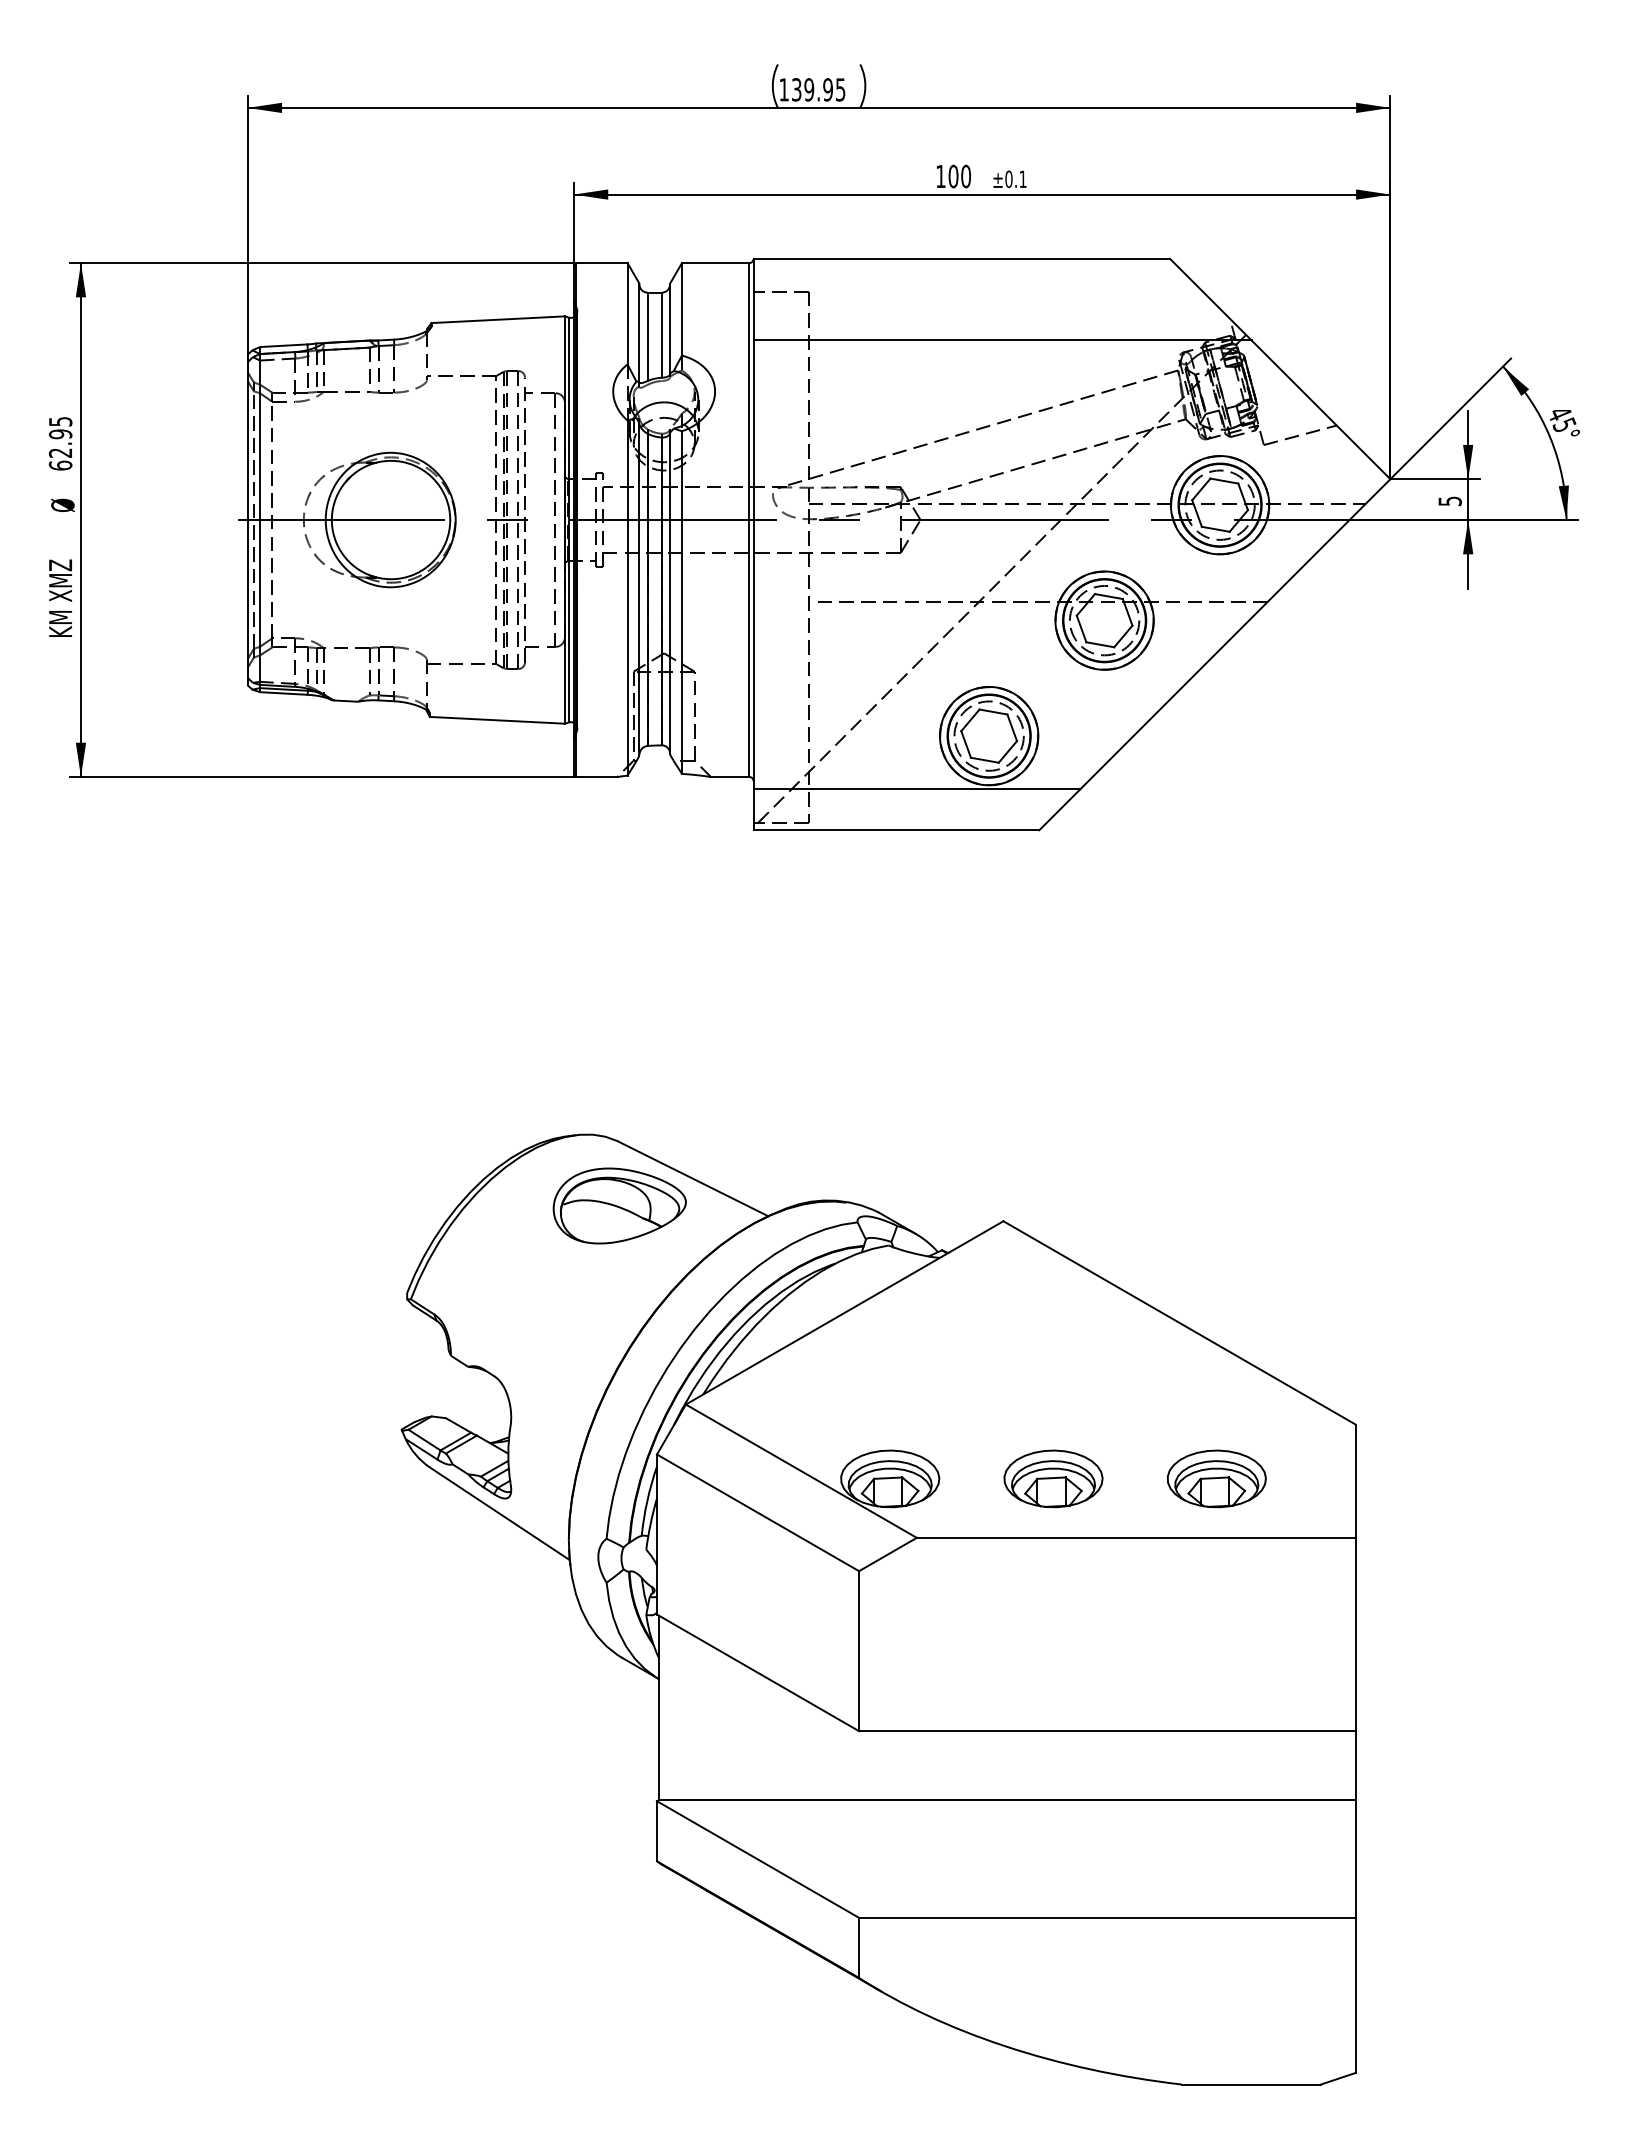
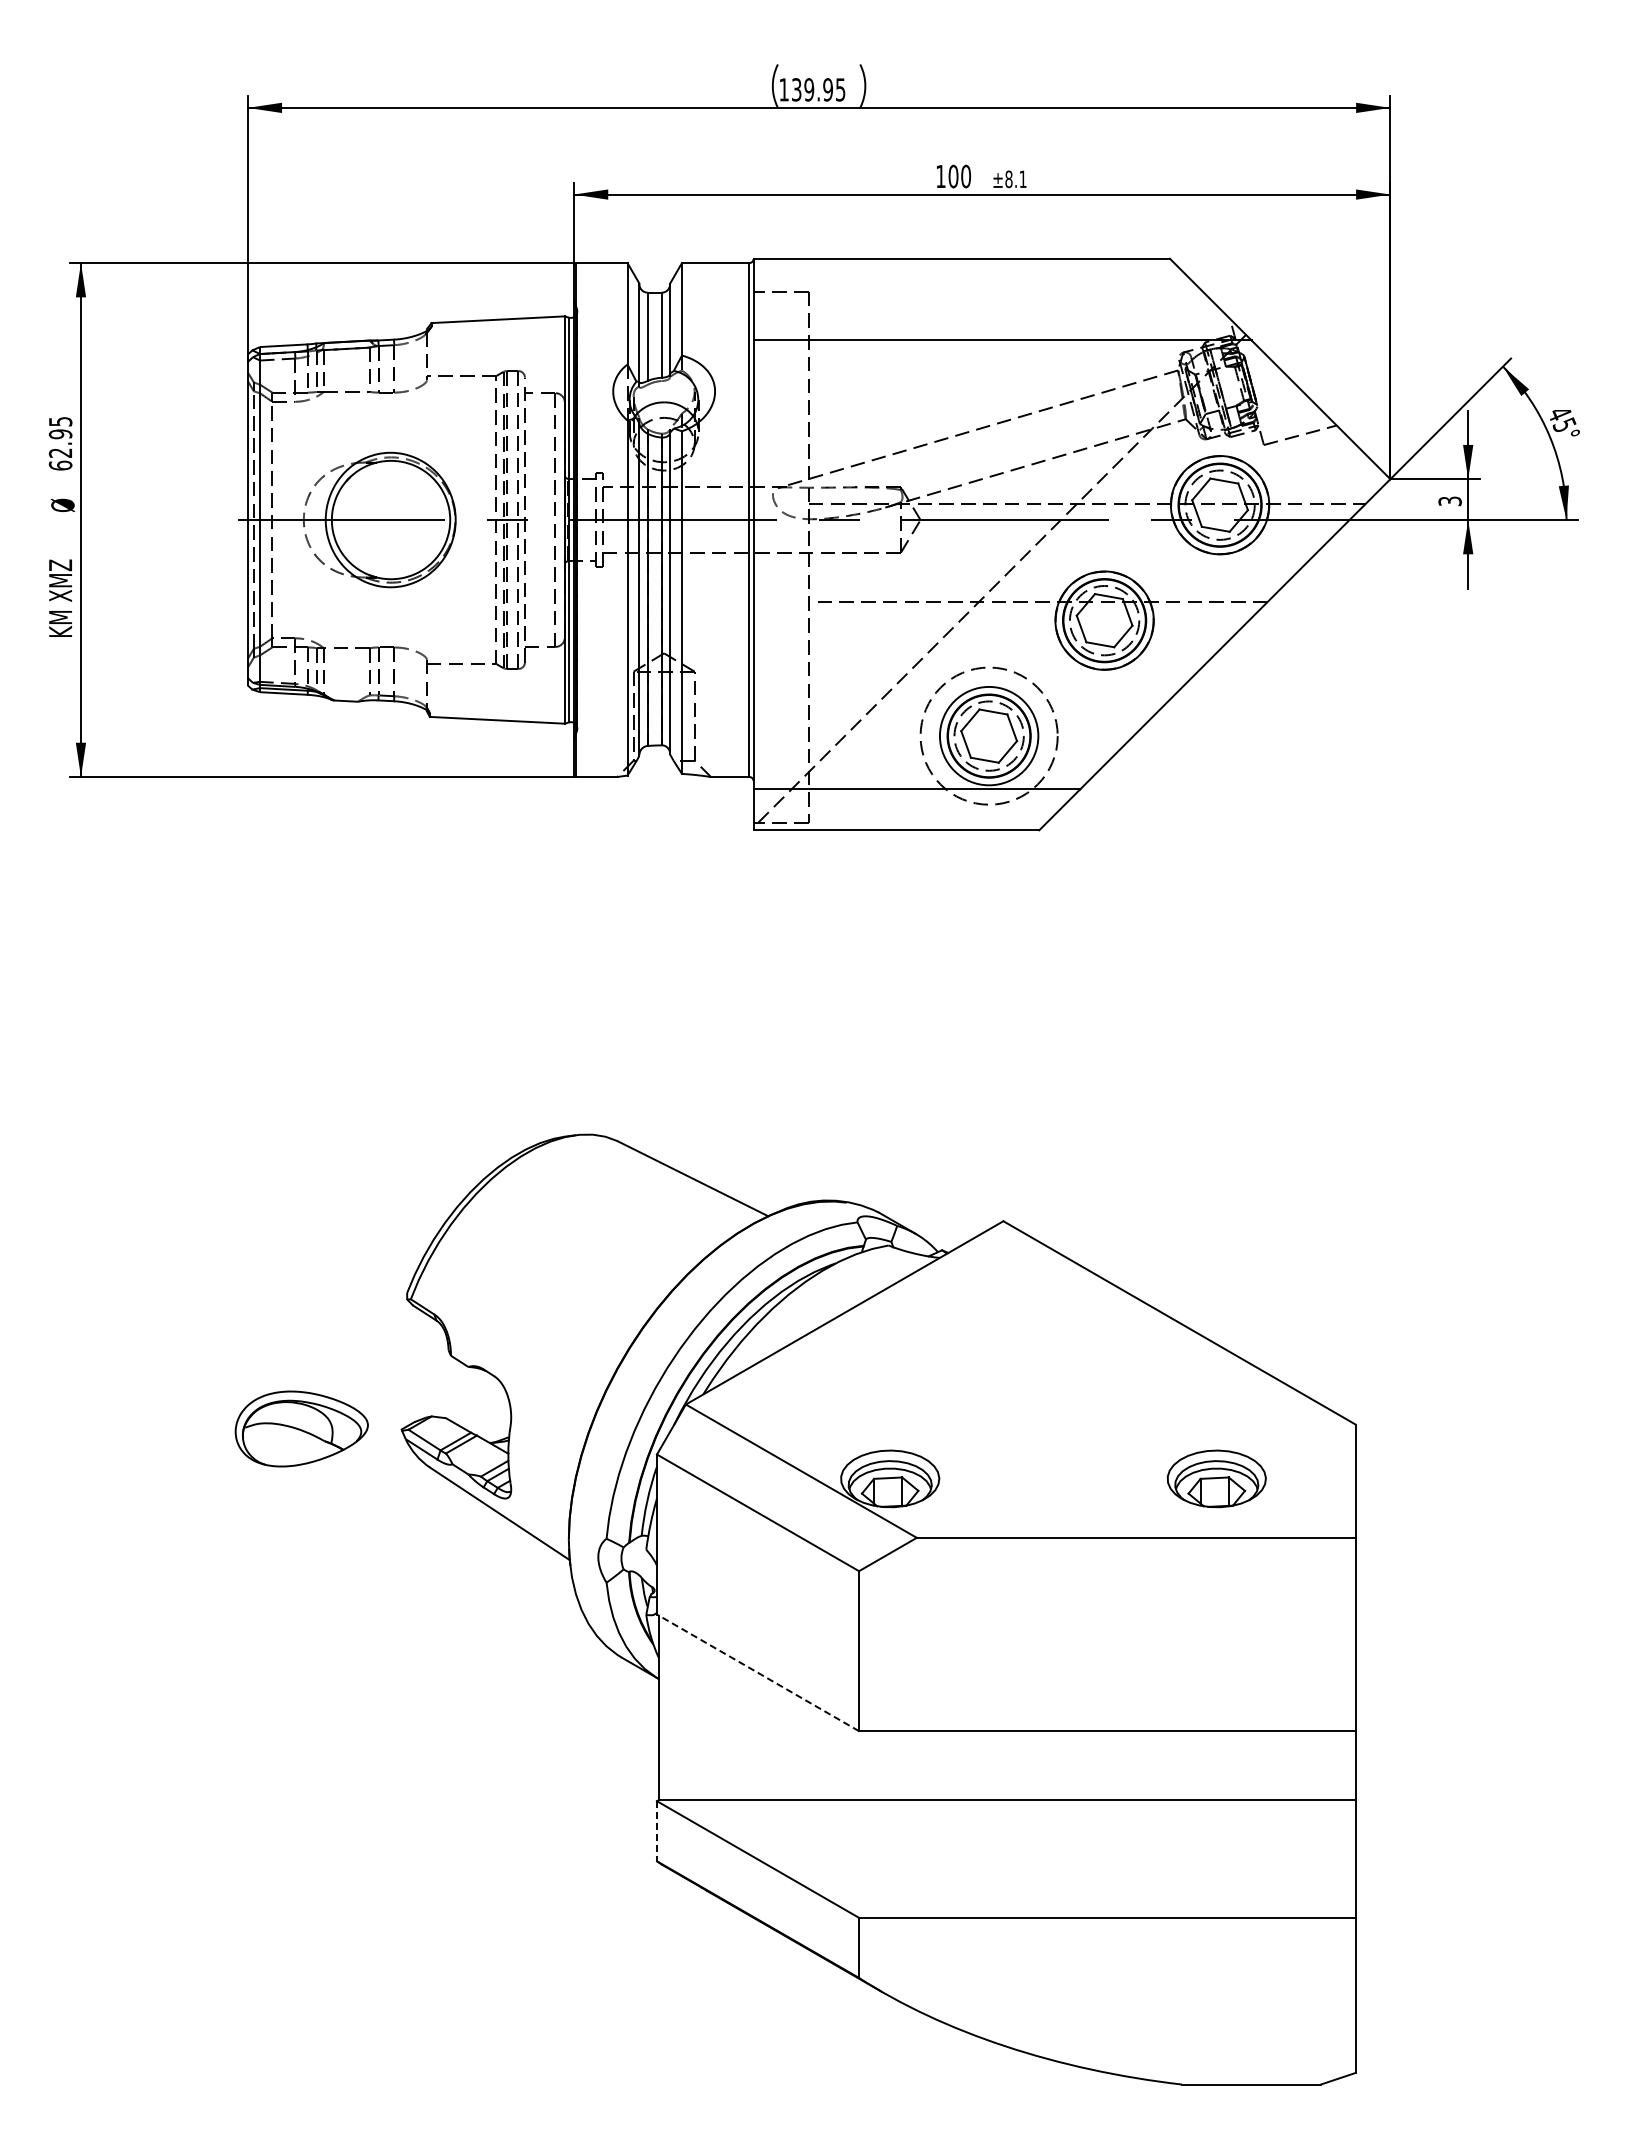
text: ±0.1 -> ±8.1 (1008, 179)
text: 5 -> 3 (1449, 500)
circle diameter: 98 px -> 137 px (988, 735)
part position: (619, 1205) -> (301, 1428) (301, 1428)
part: present -> none (1053, 1478)
line: solid -> dashed (758, 1672)
line: solid -> dashed (657, 1831)
